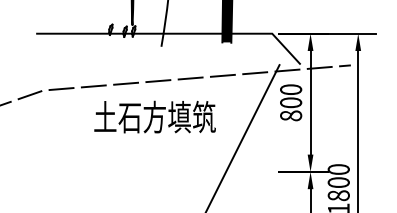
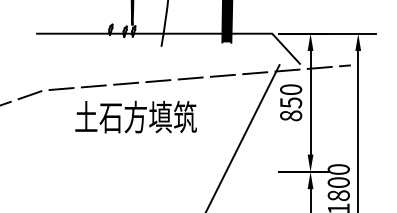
text: 800 -> 850 (291, 102)
text position: (154, 116) -> (135, 116) (135, 116)
